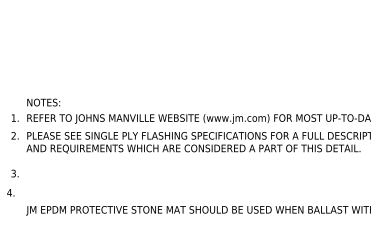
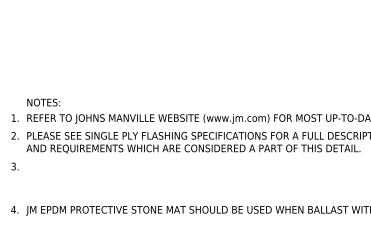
text position: (14, 173) -> (14, 166) (14, 166)
text position: (10, 192) -> (14, 209) (14, 209)
